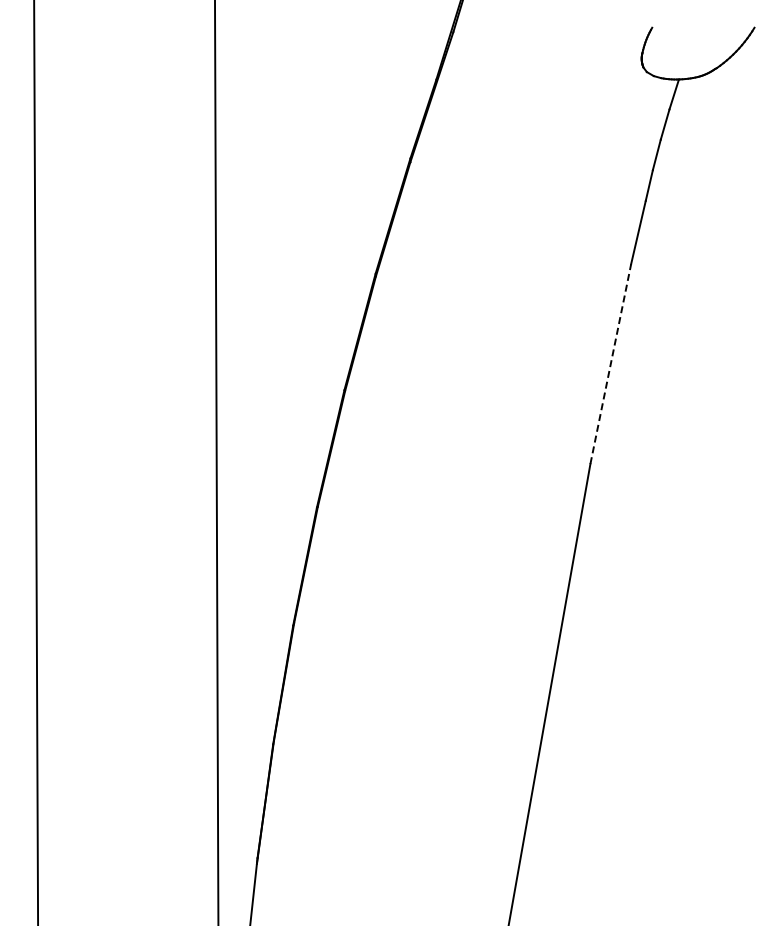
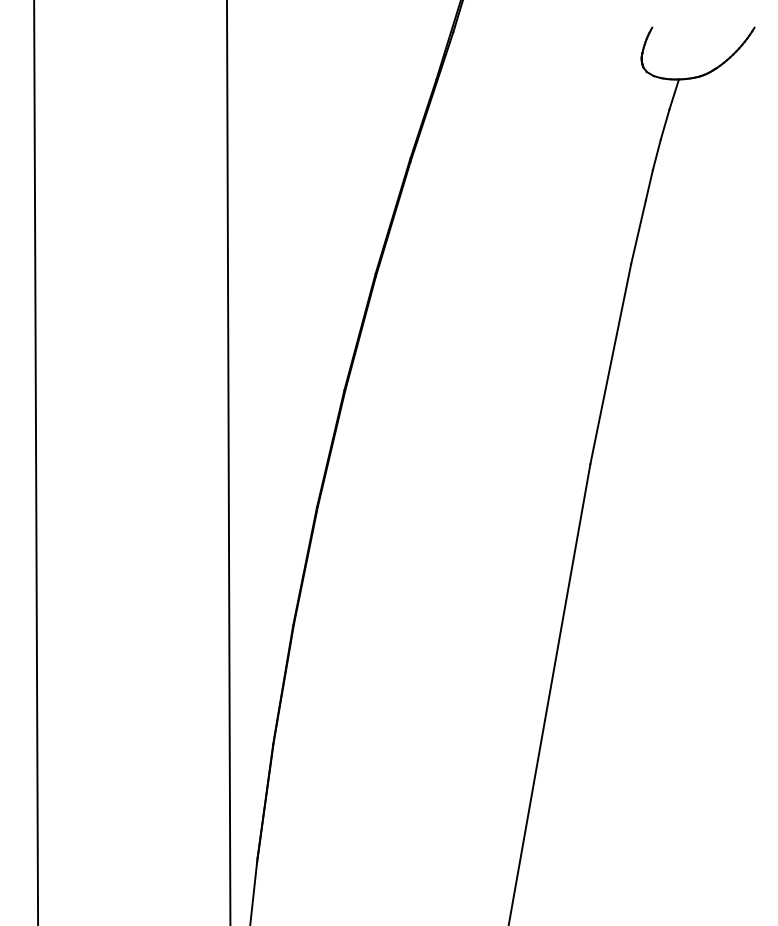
line: dashed -> solid (610, 363)
line position: (216, 462) -> (228, 462) (228, 462)
